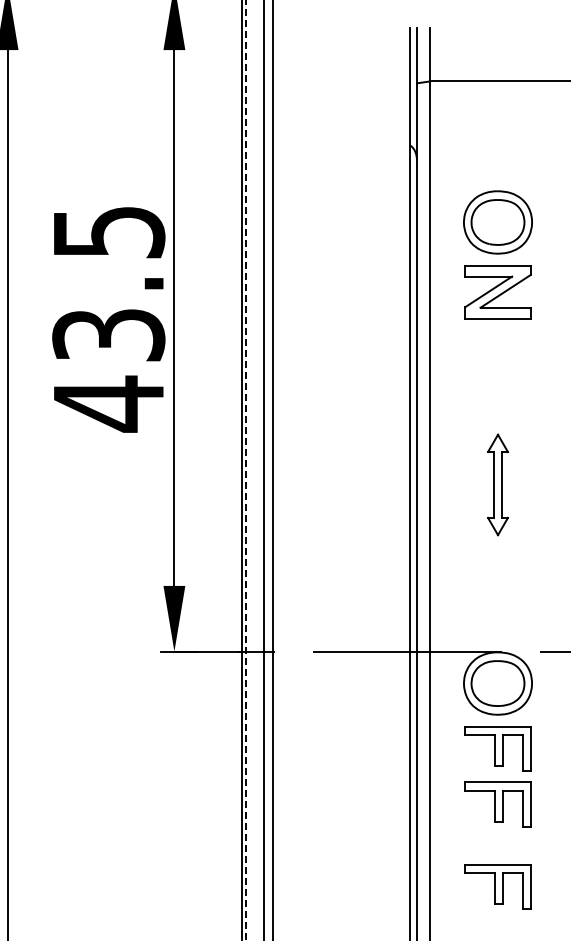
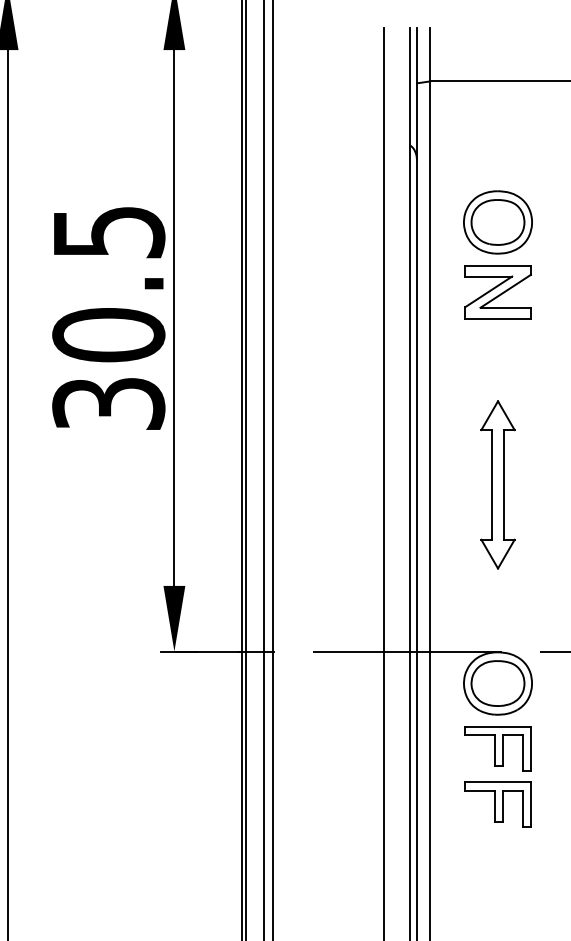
text: 43.5 -> 30.5 (108, 370)
line: dashed -> solid (246, 470)
line: none -> present (384, 482)
part size: 22x104 px -> 36x170 px (497, 484)
part: present -> none (497, 886)
